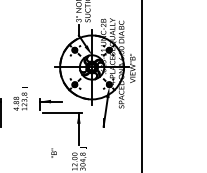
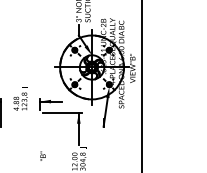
text position: (53, 152) -> (42, 155) (42, 155)
